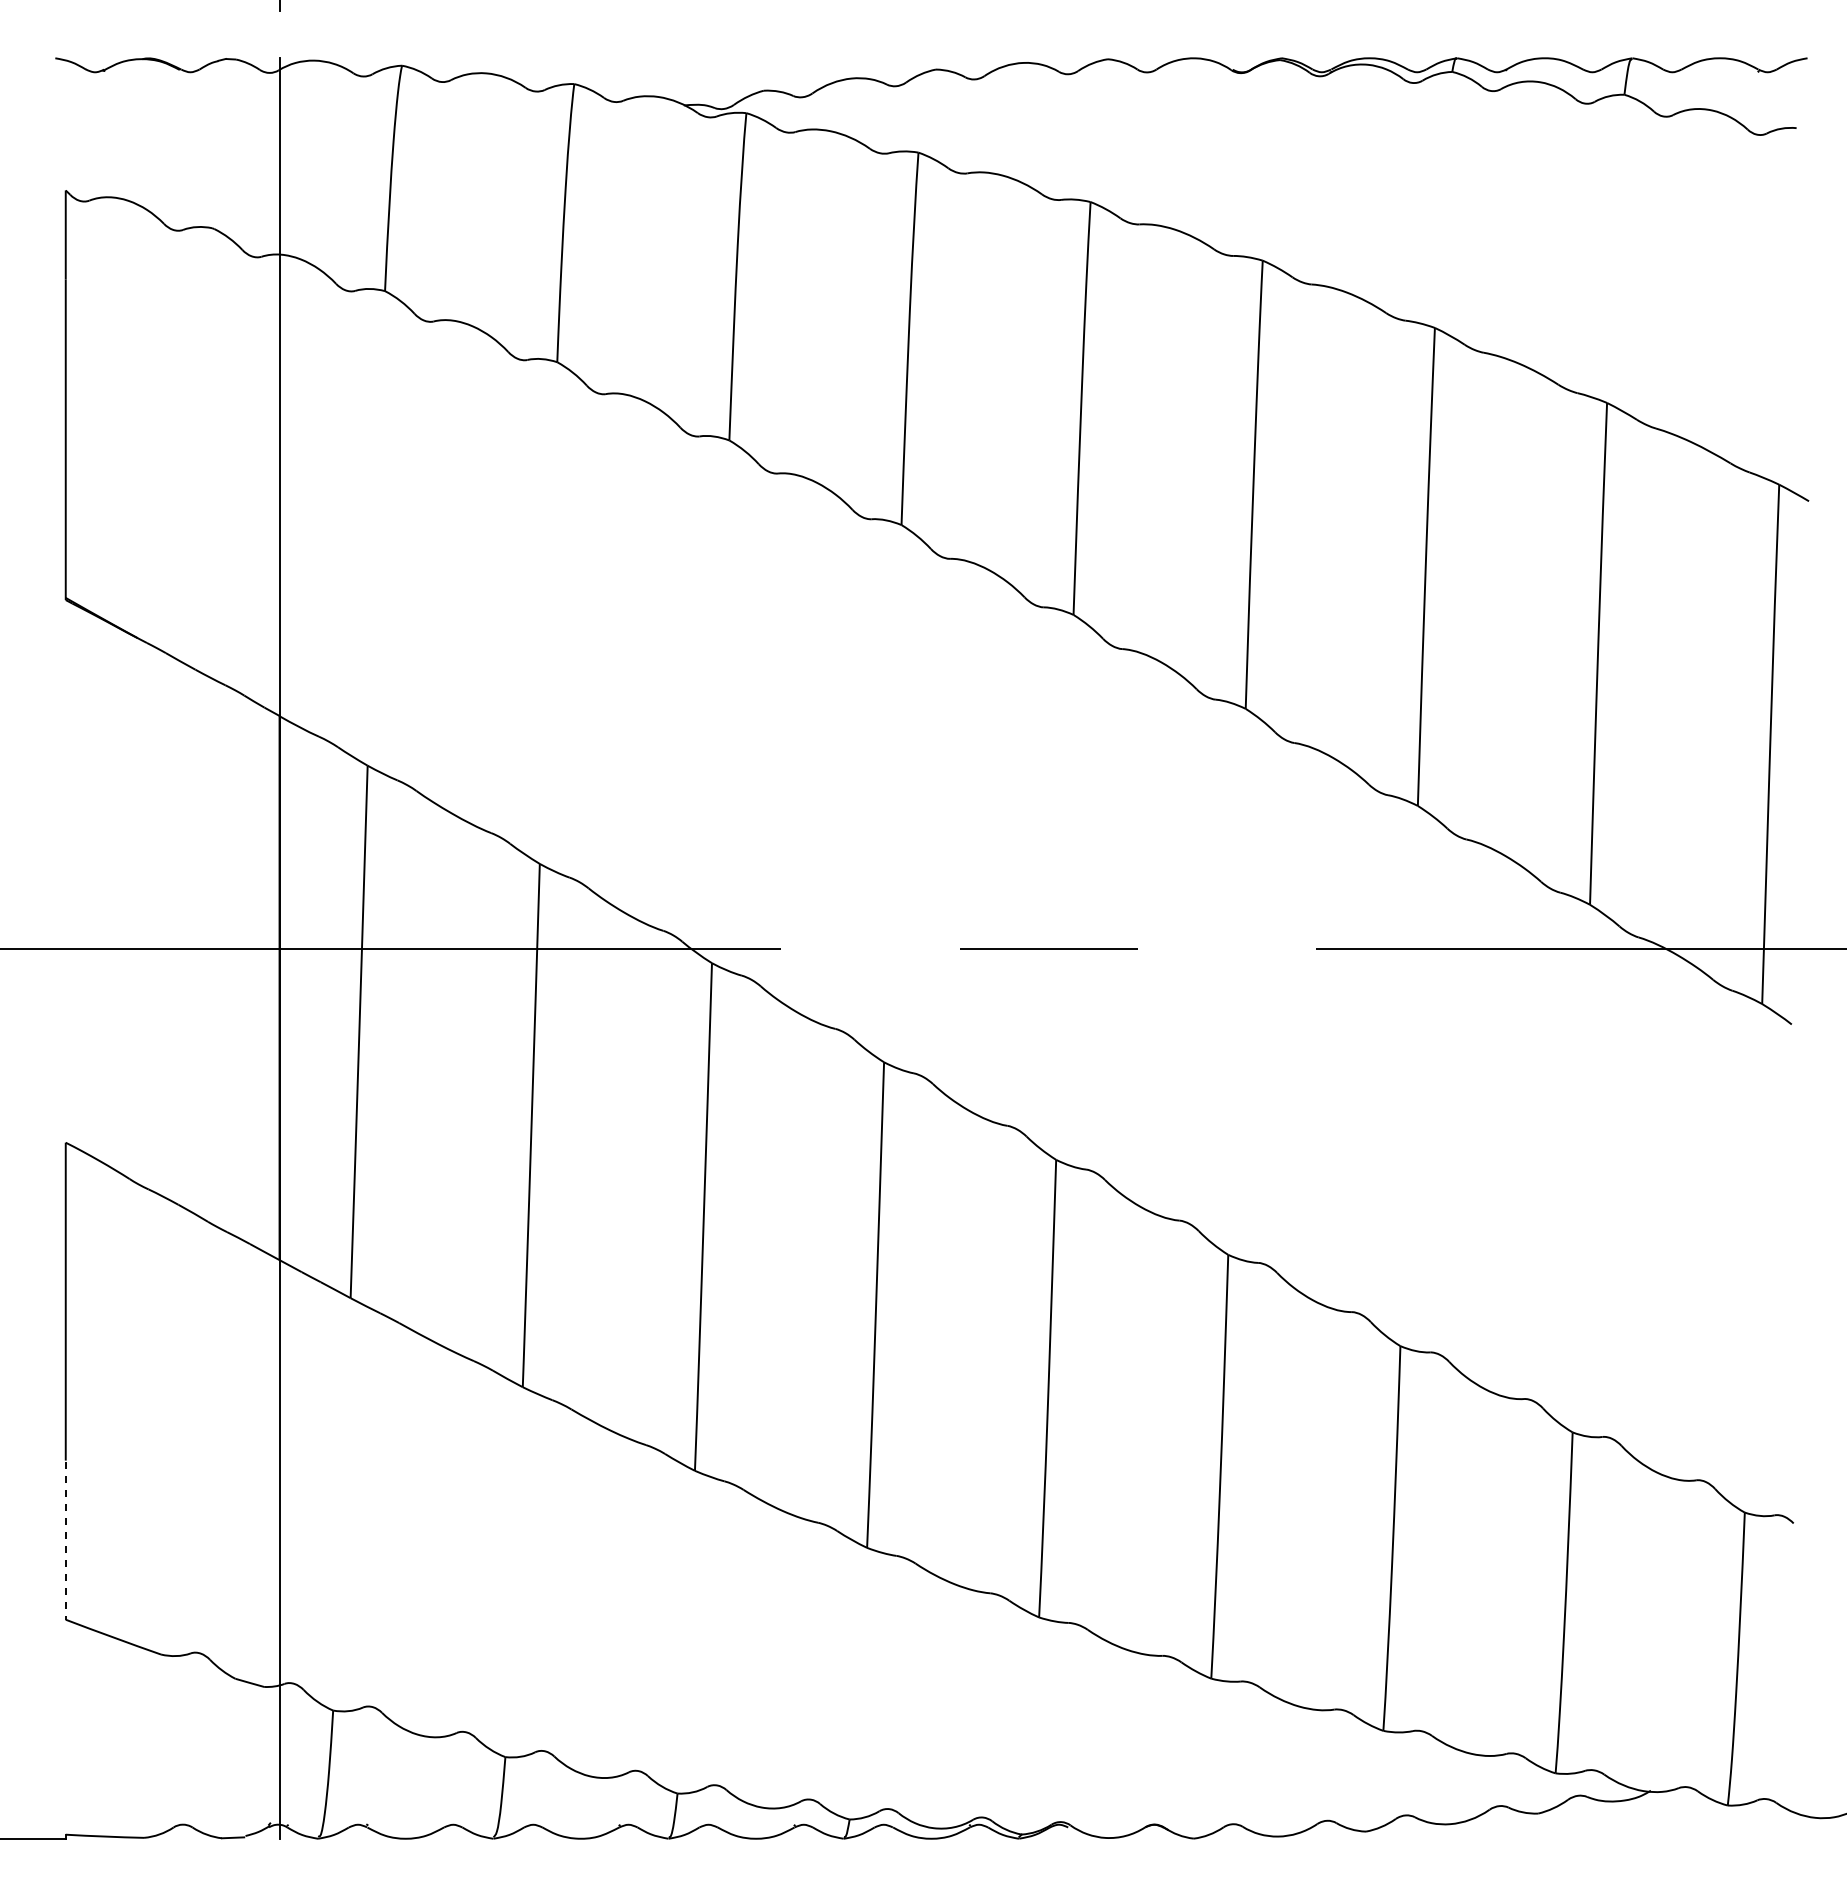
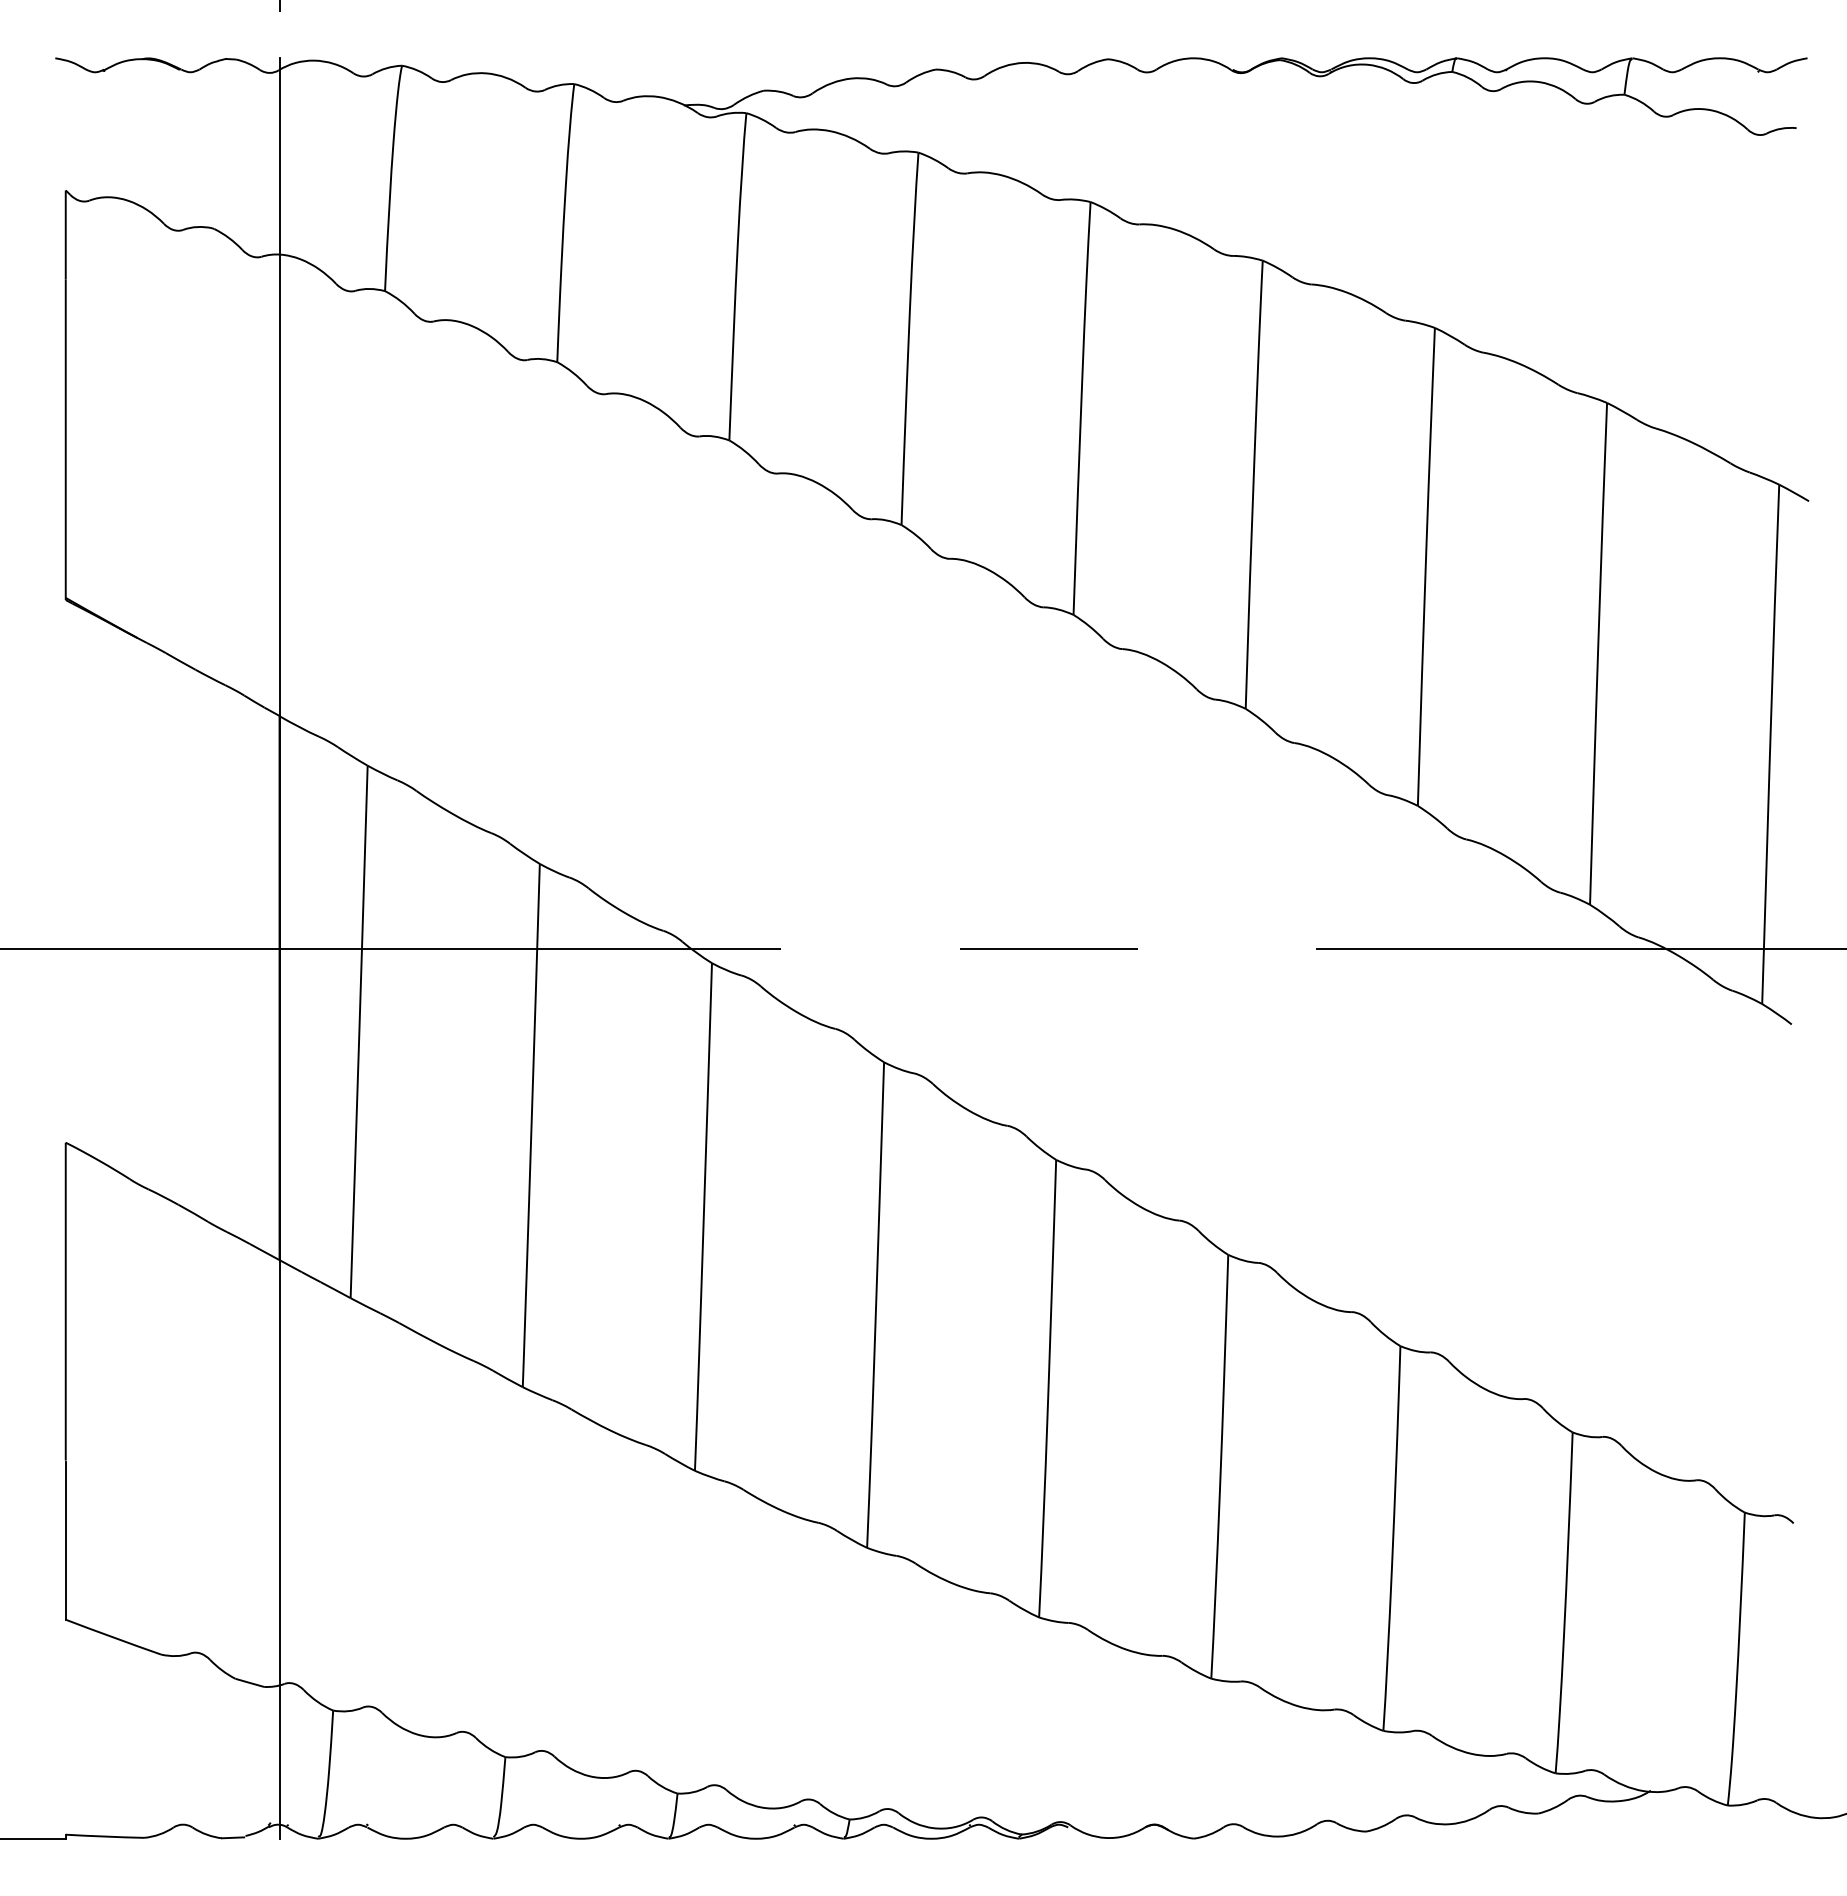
line: dashed -> solid (65, 1541)
